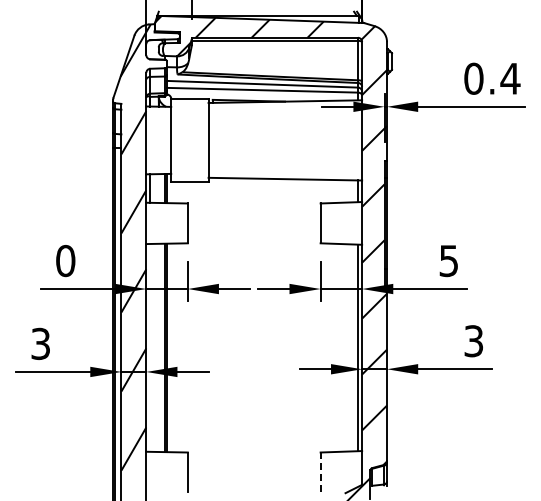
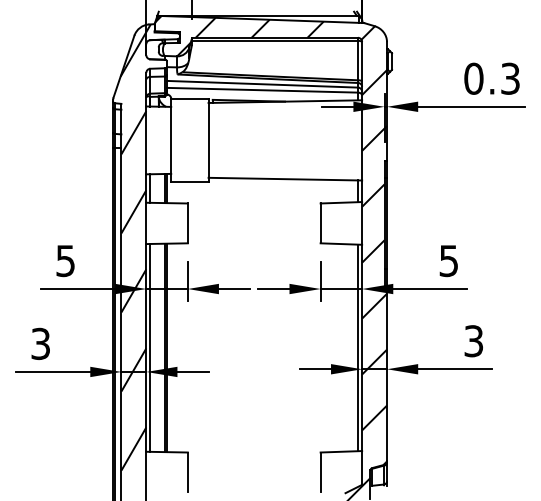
text: 0.4 -> 0.3 (510, 78)
text: 0 -> 5 (65, 260)
line: none -> present (150, 347)
line: dashed -> solid (320, 472)
